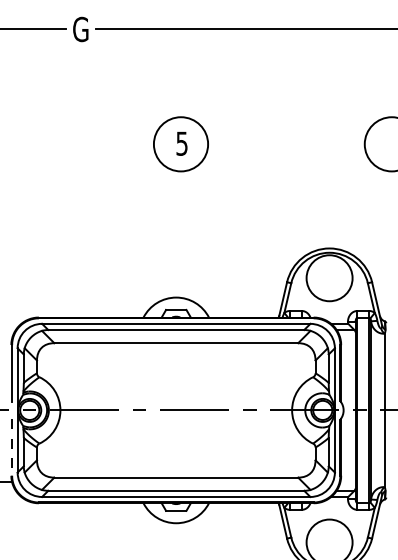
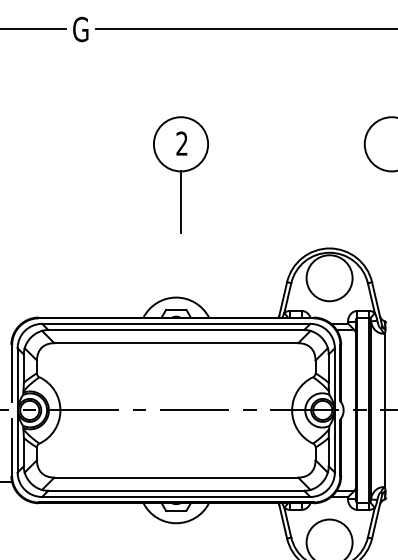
text: 5 -> 2 (181, 143)
line: none -> present (181, 201)
line: dashed -> solid (12, 447)
